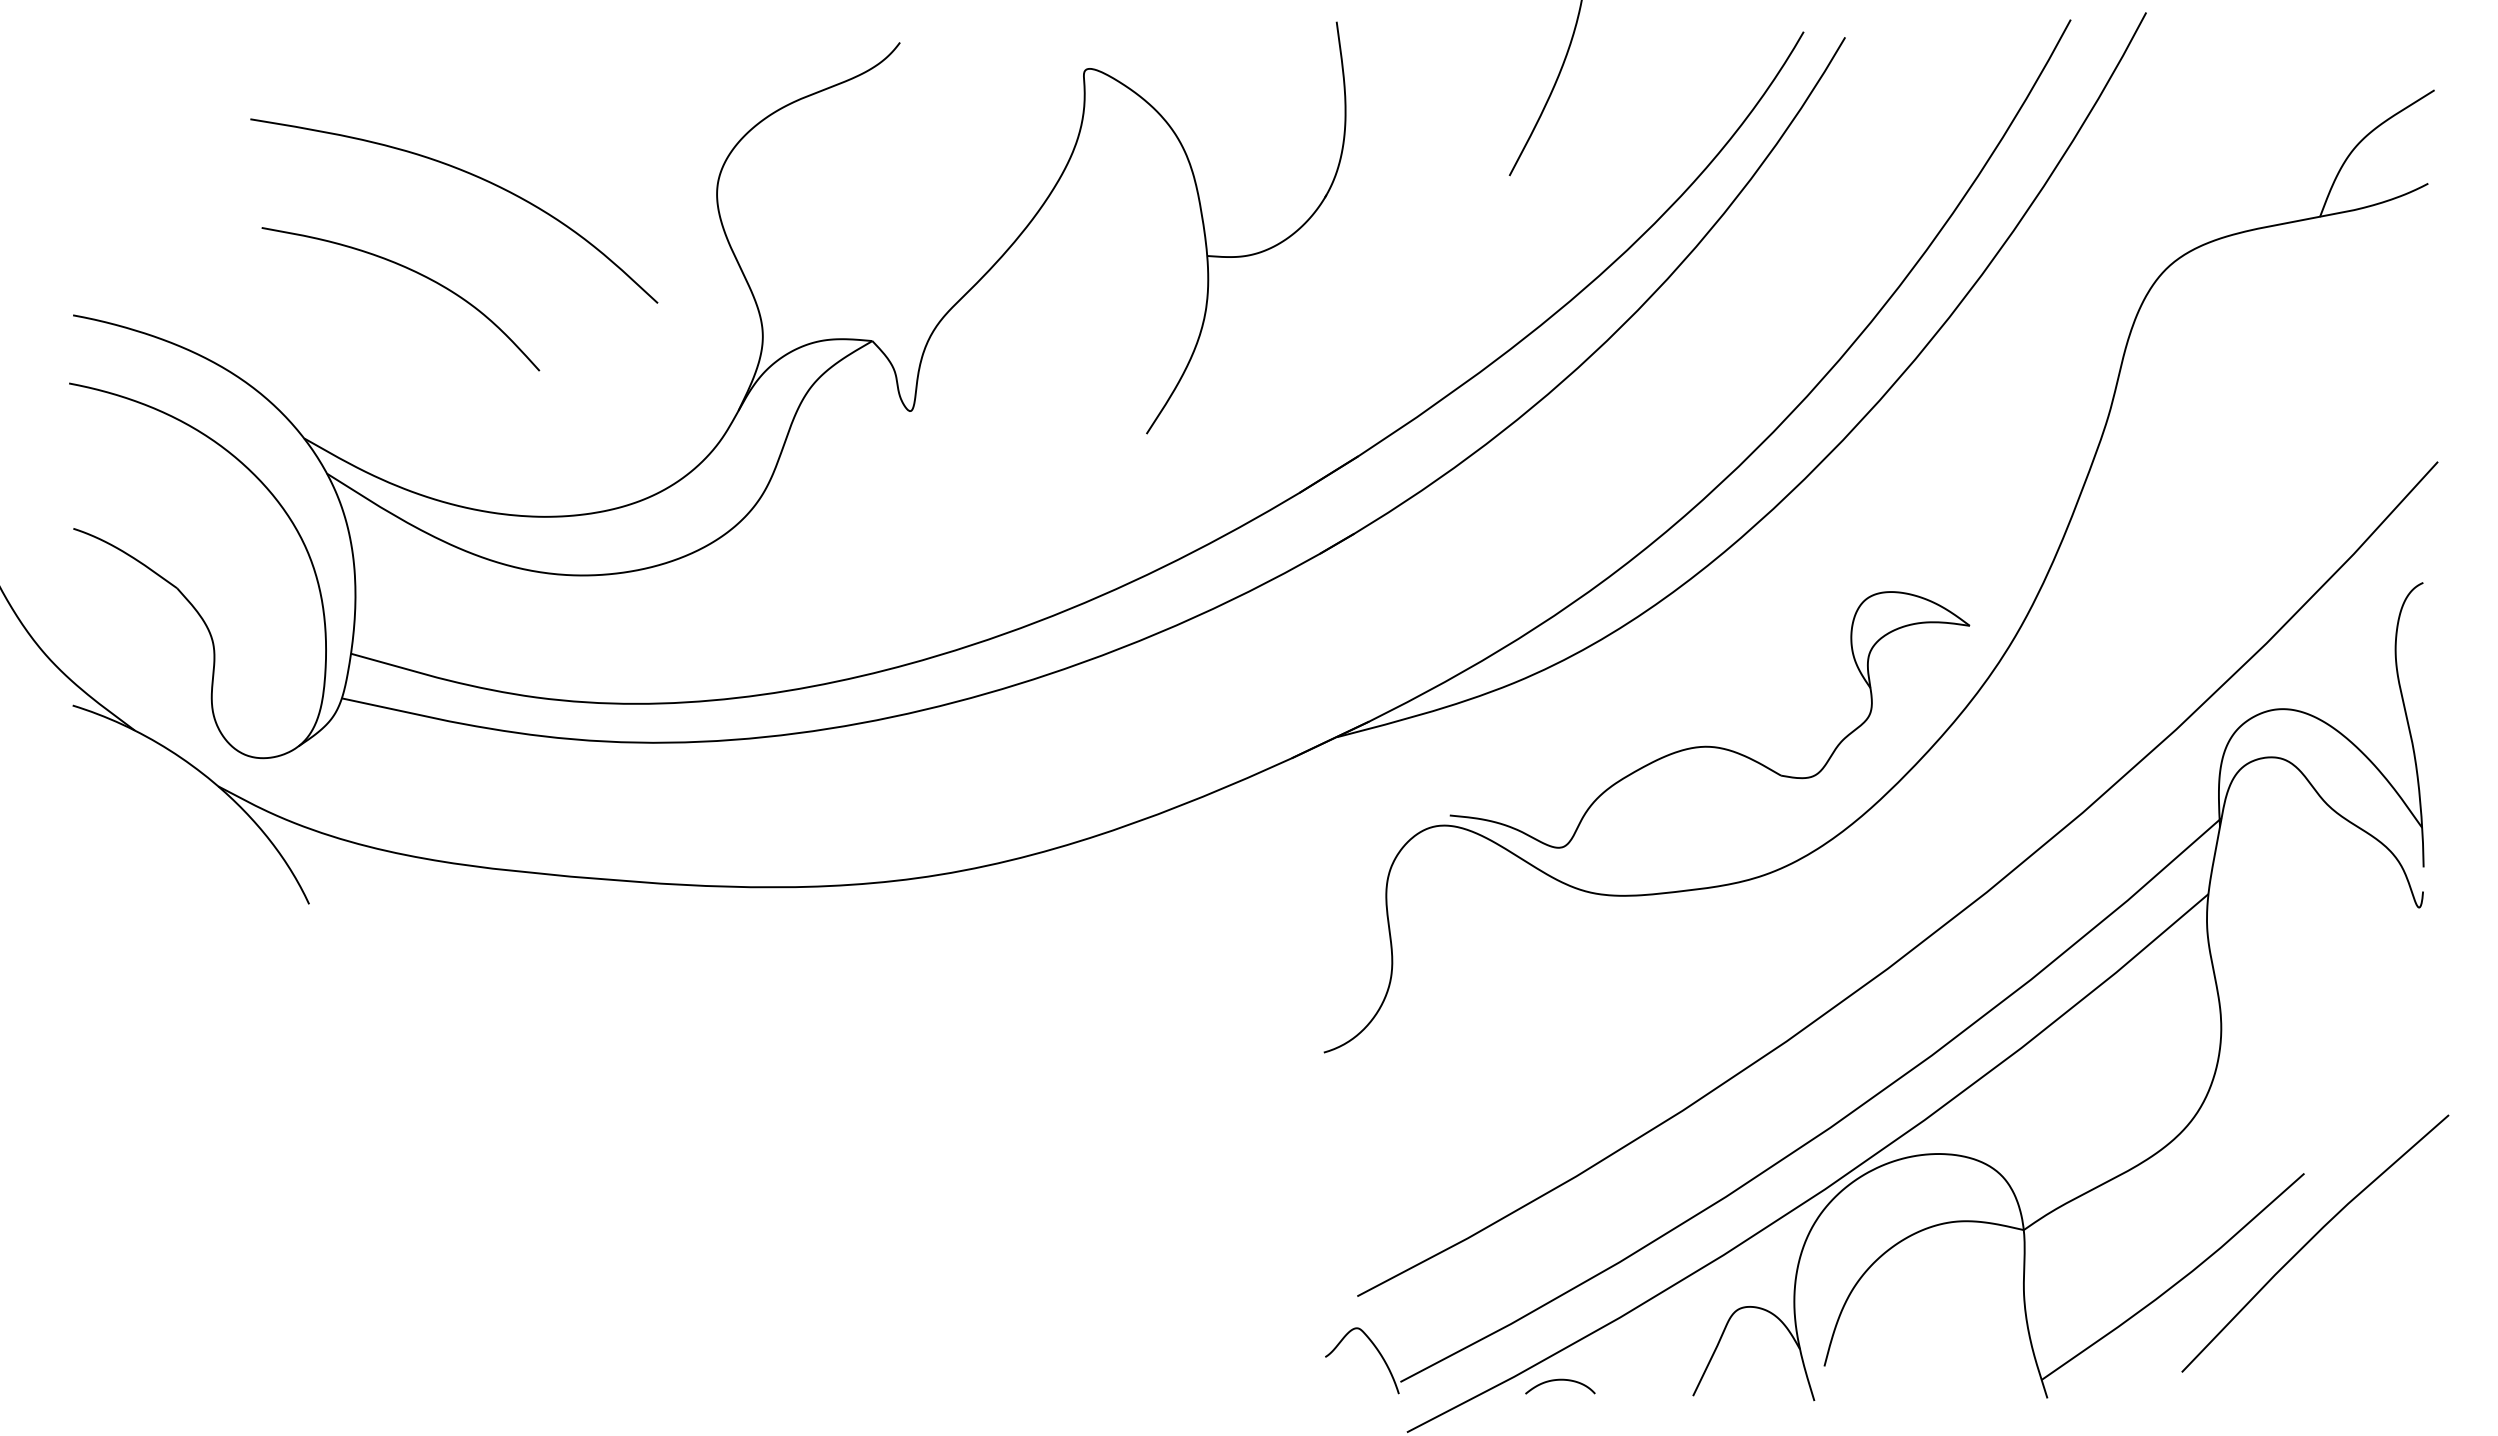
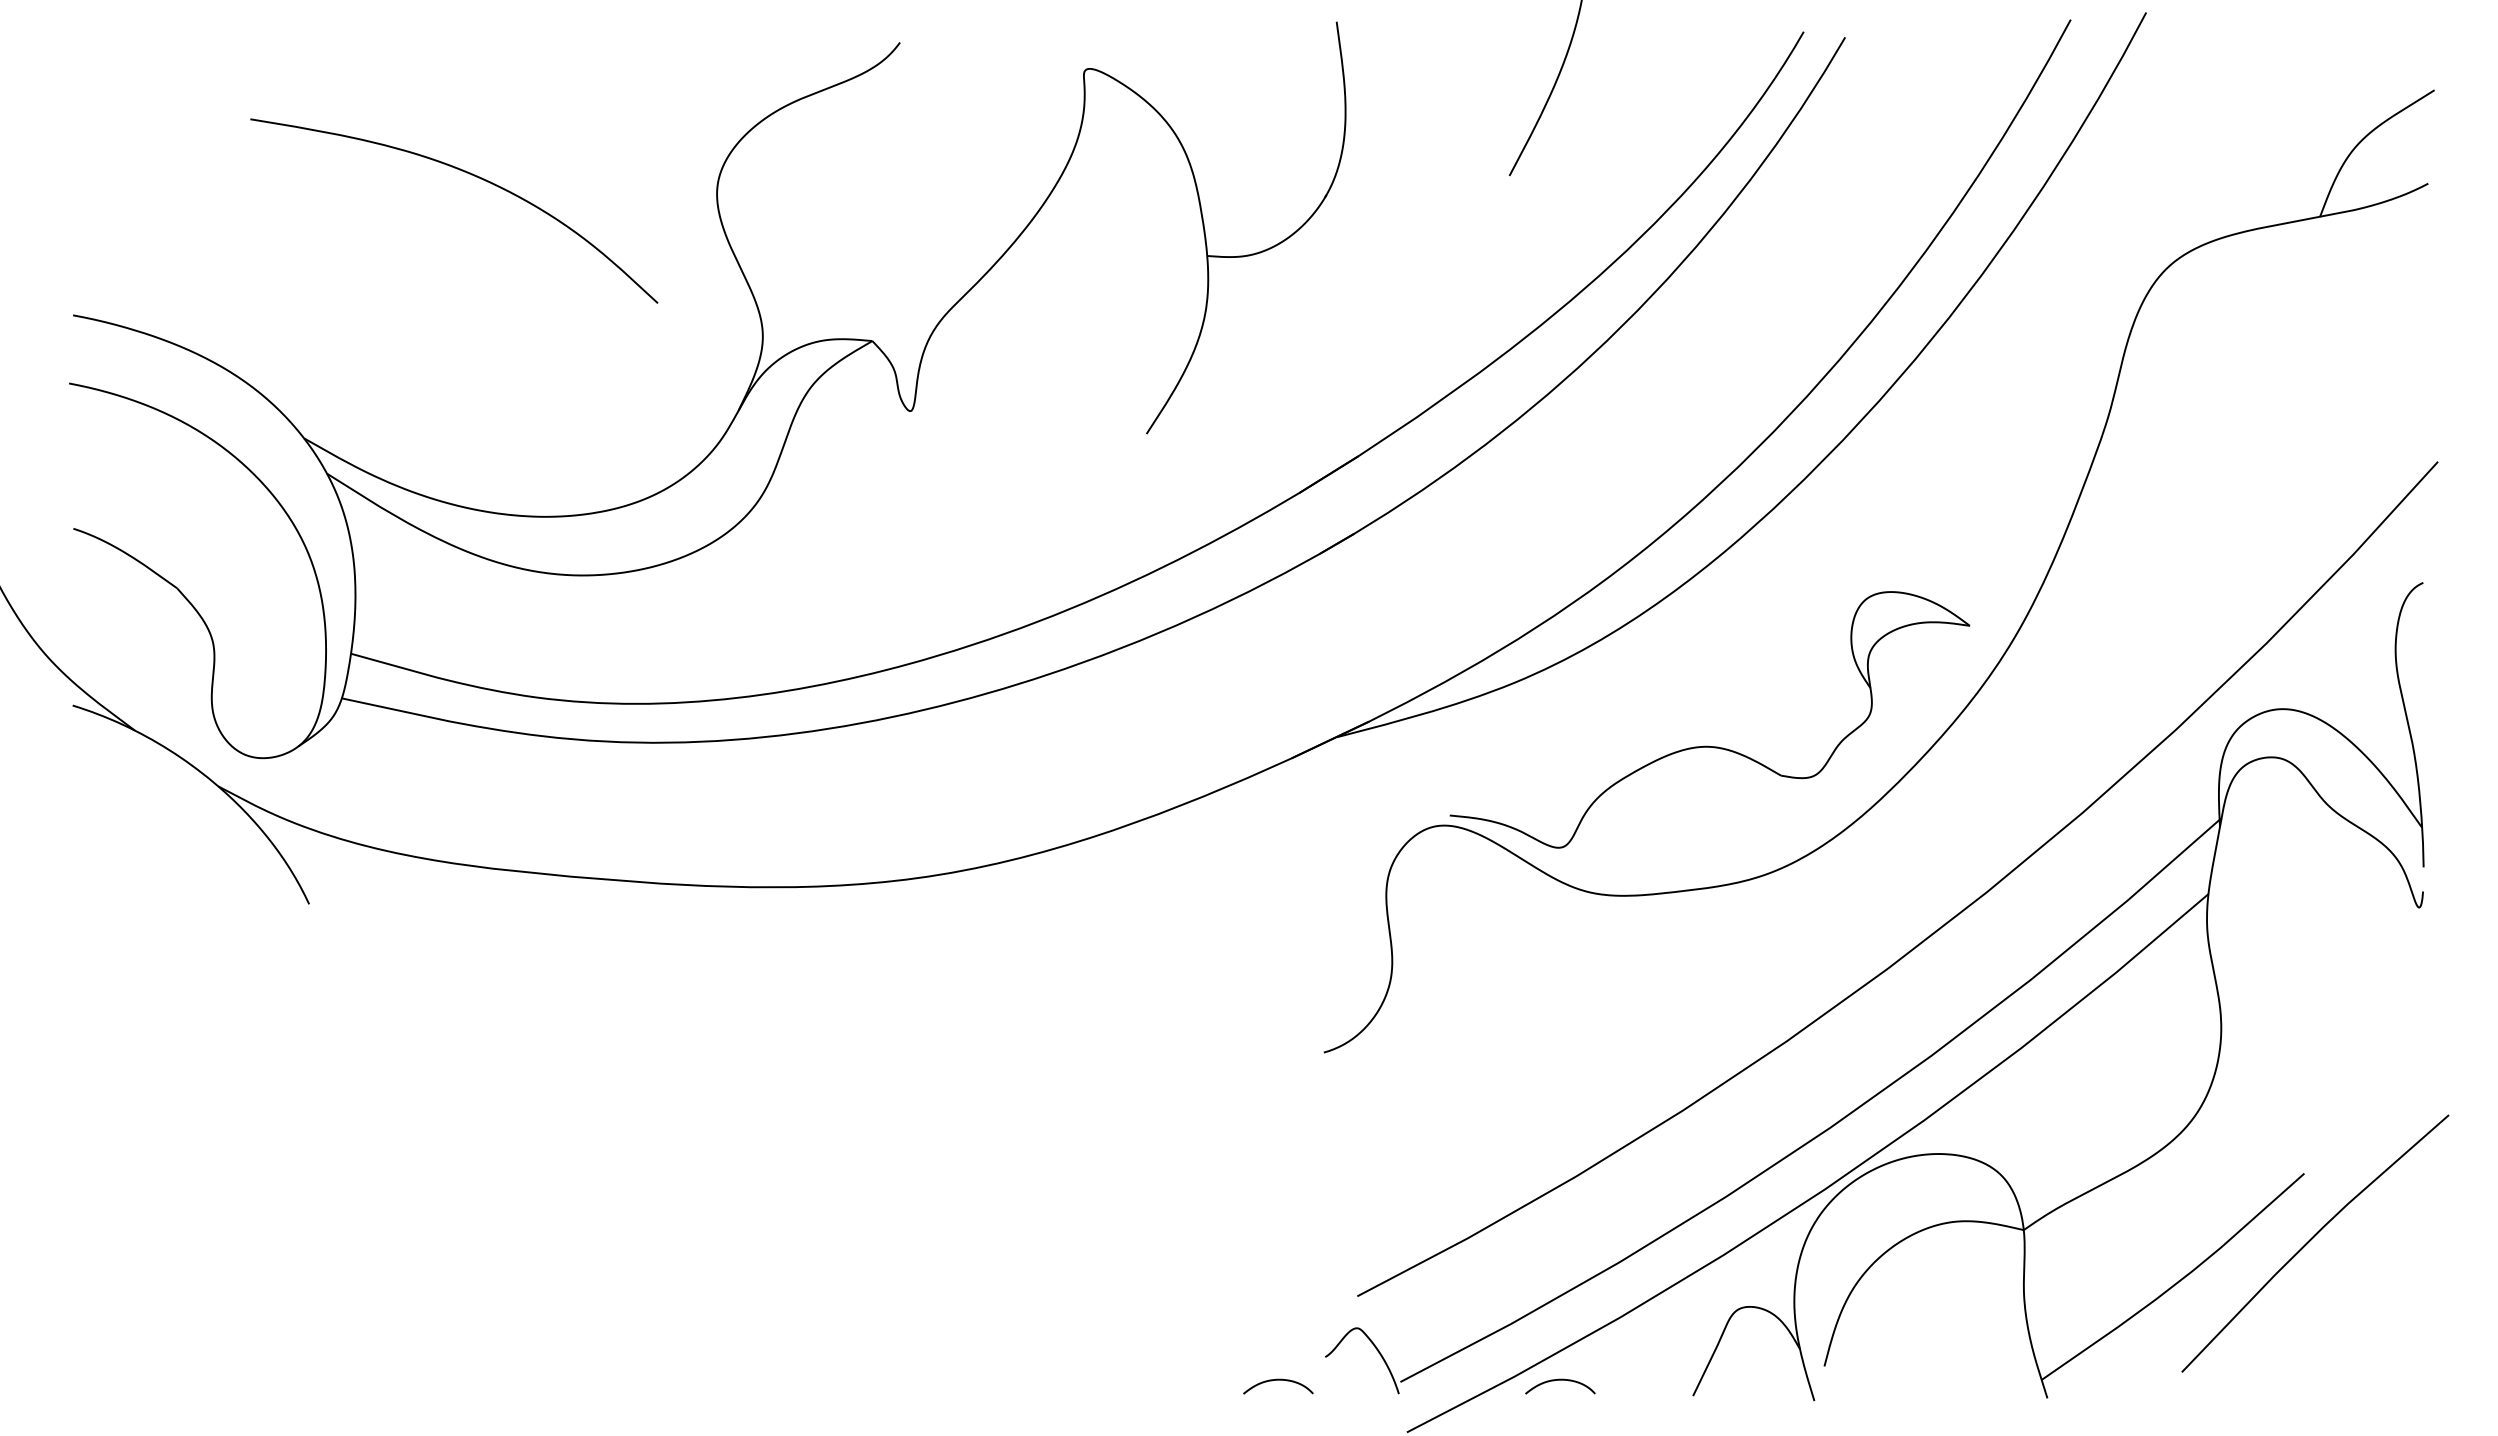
curve: present -> none (414, 272)
curve: none -> present (1278, 1380)
